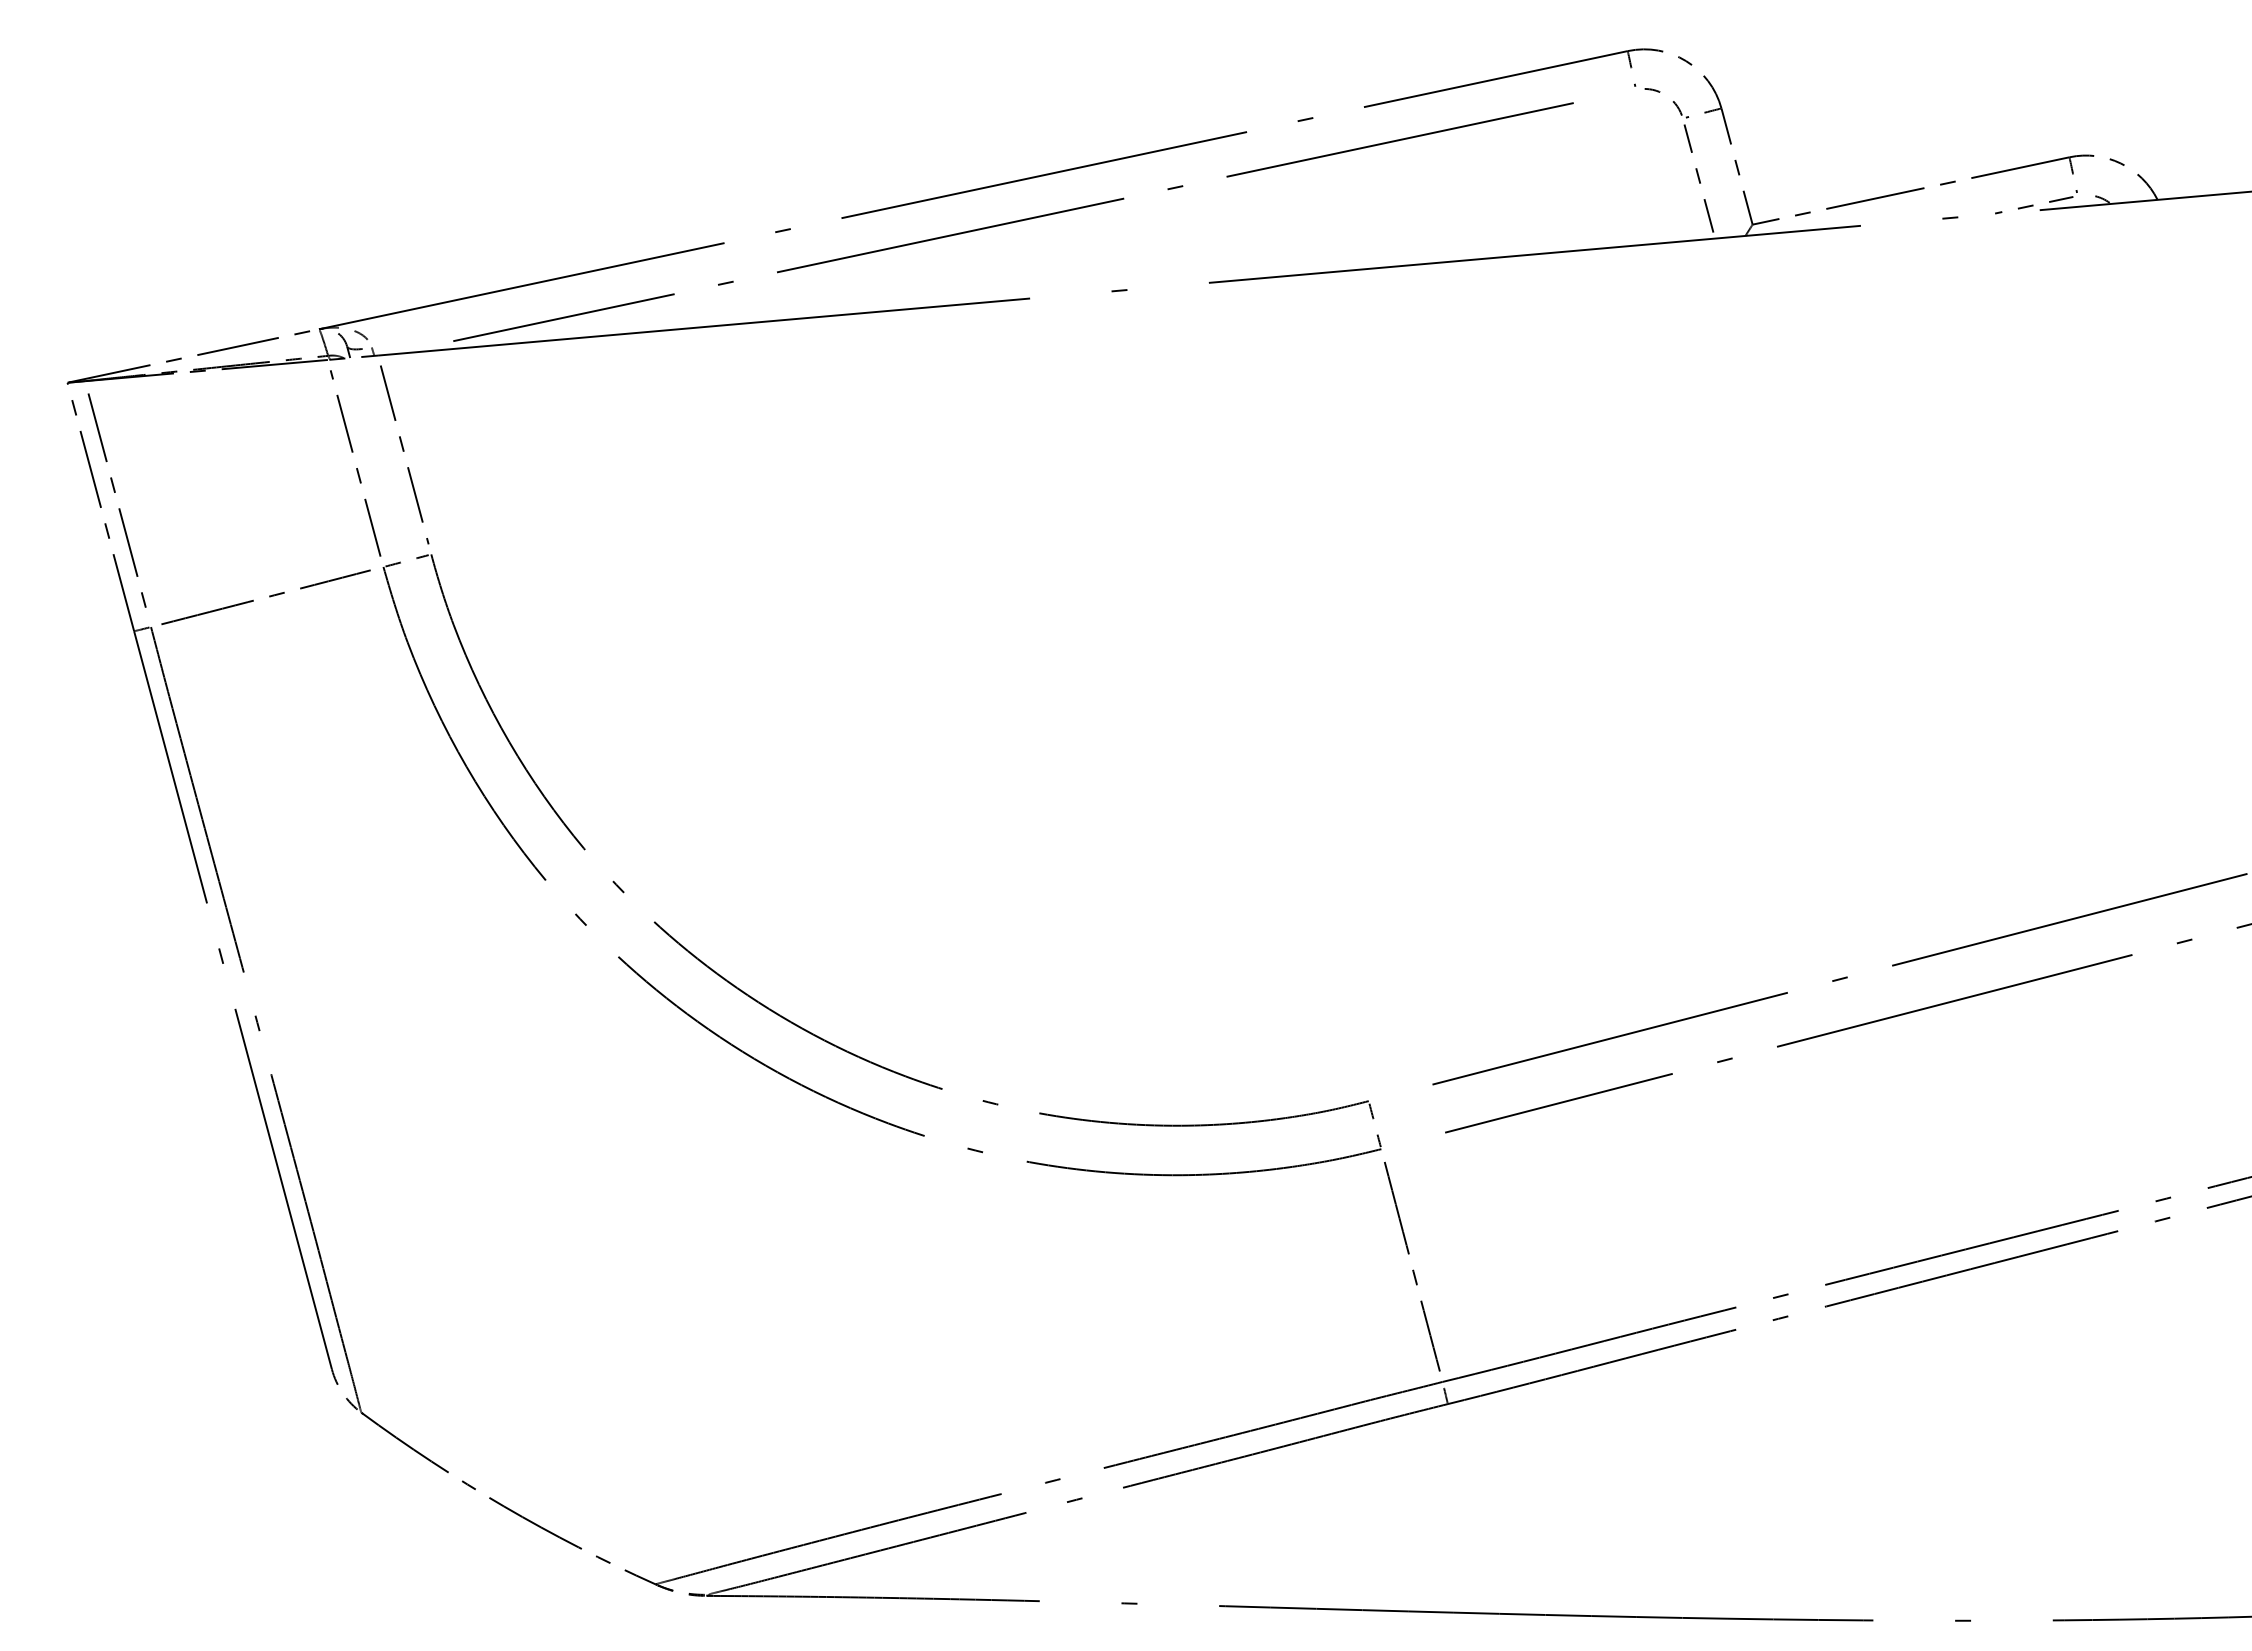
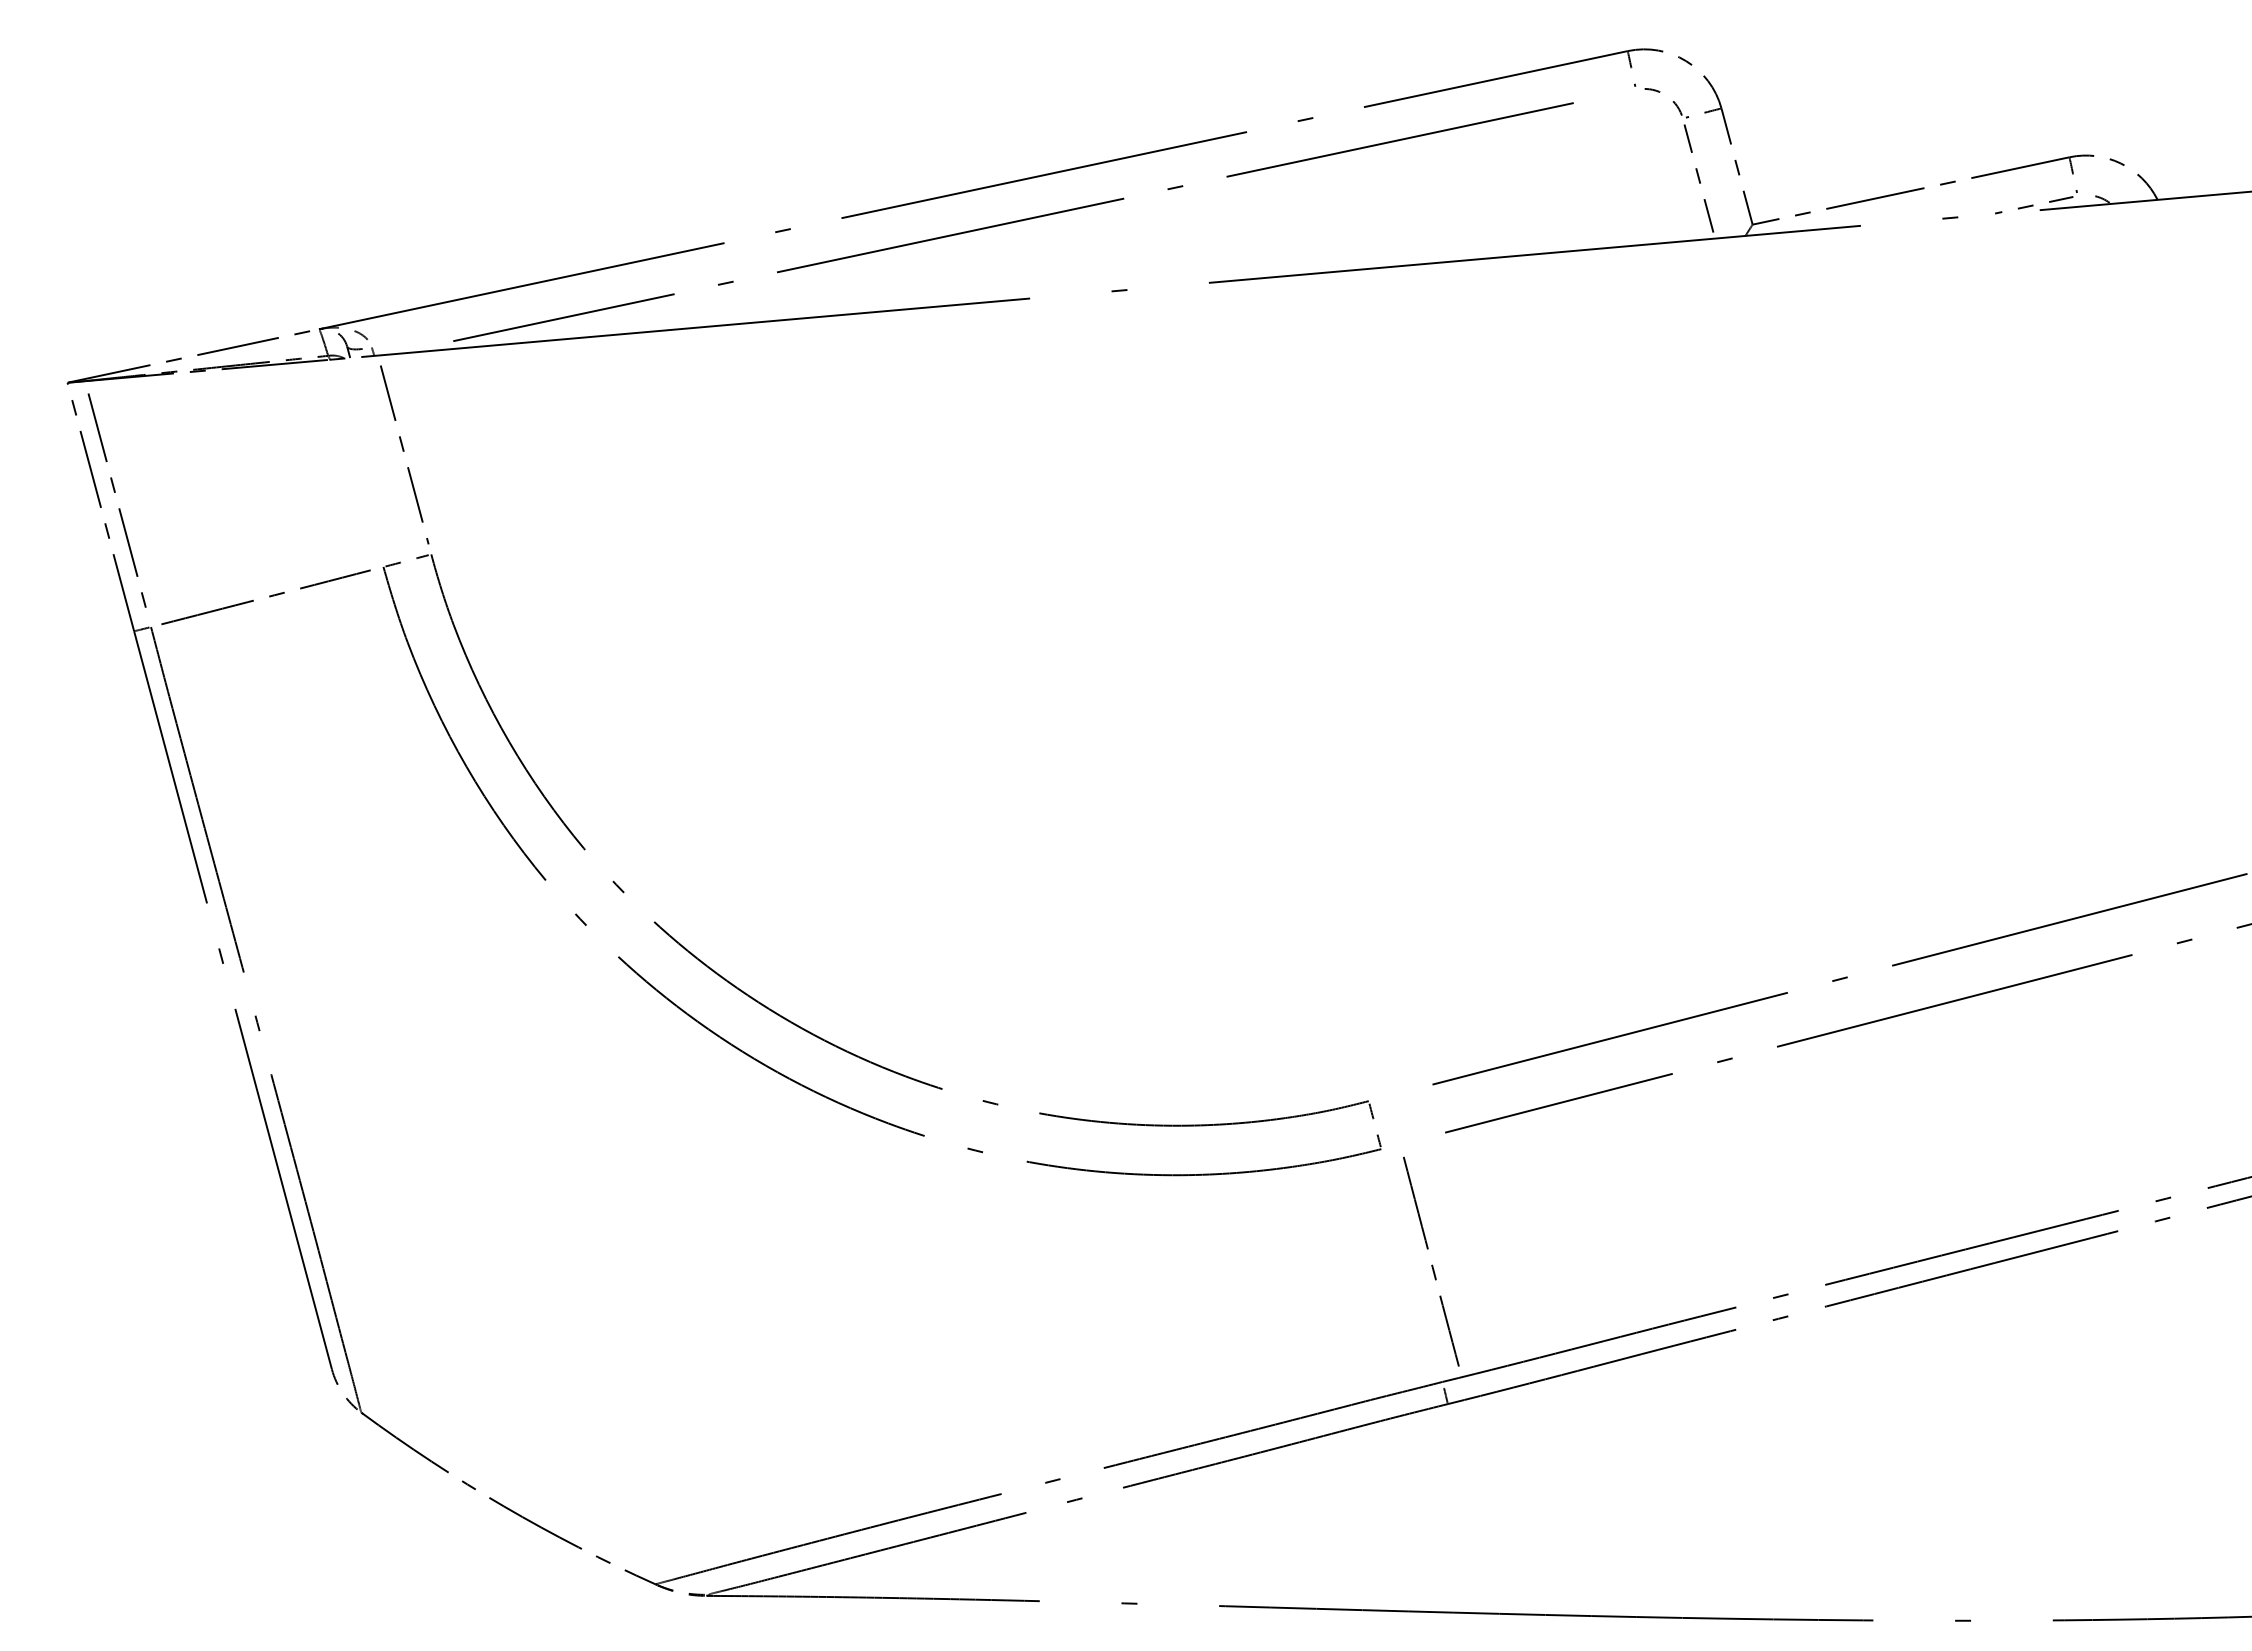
line: present -> none (356, 468)
line position: (1413, 1269) -> (1432, 1264) (1432, 1264)
